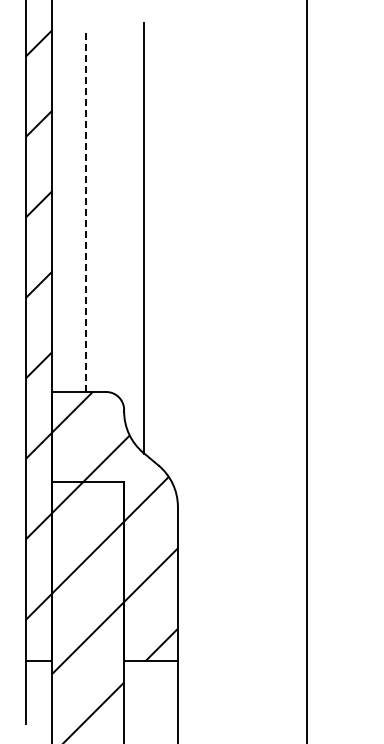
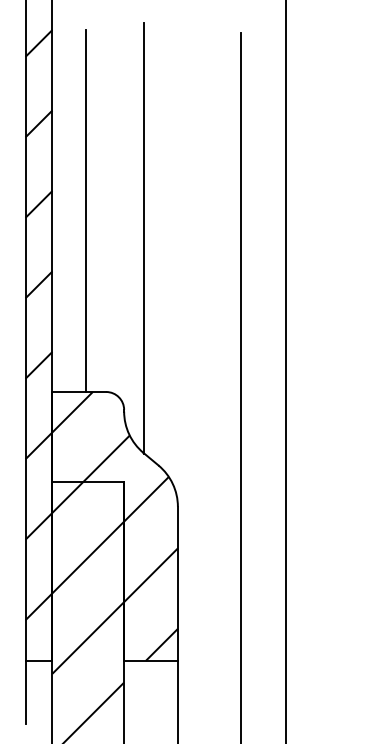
line: dashed -> solid (86, 210)
line position: (306, 371) -> (285, 371) (285, 371)
line: none -> present (240, 386)
